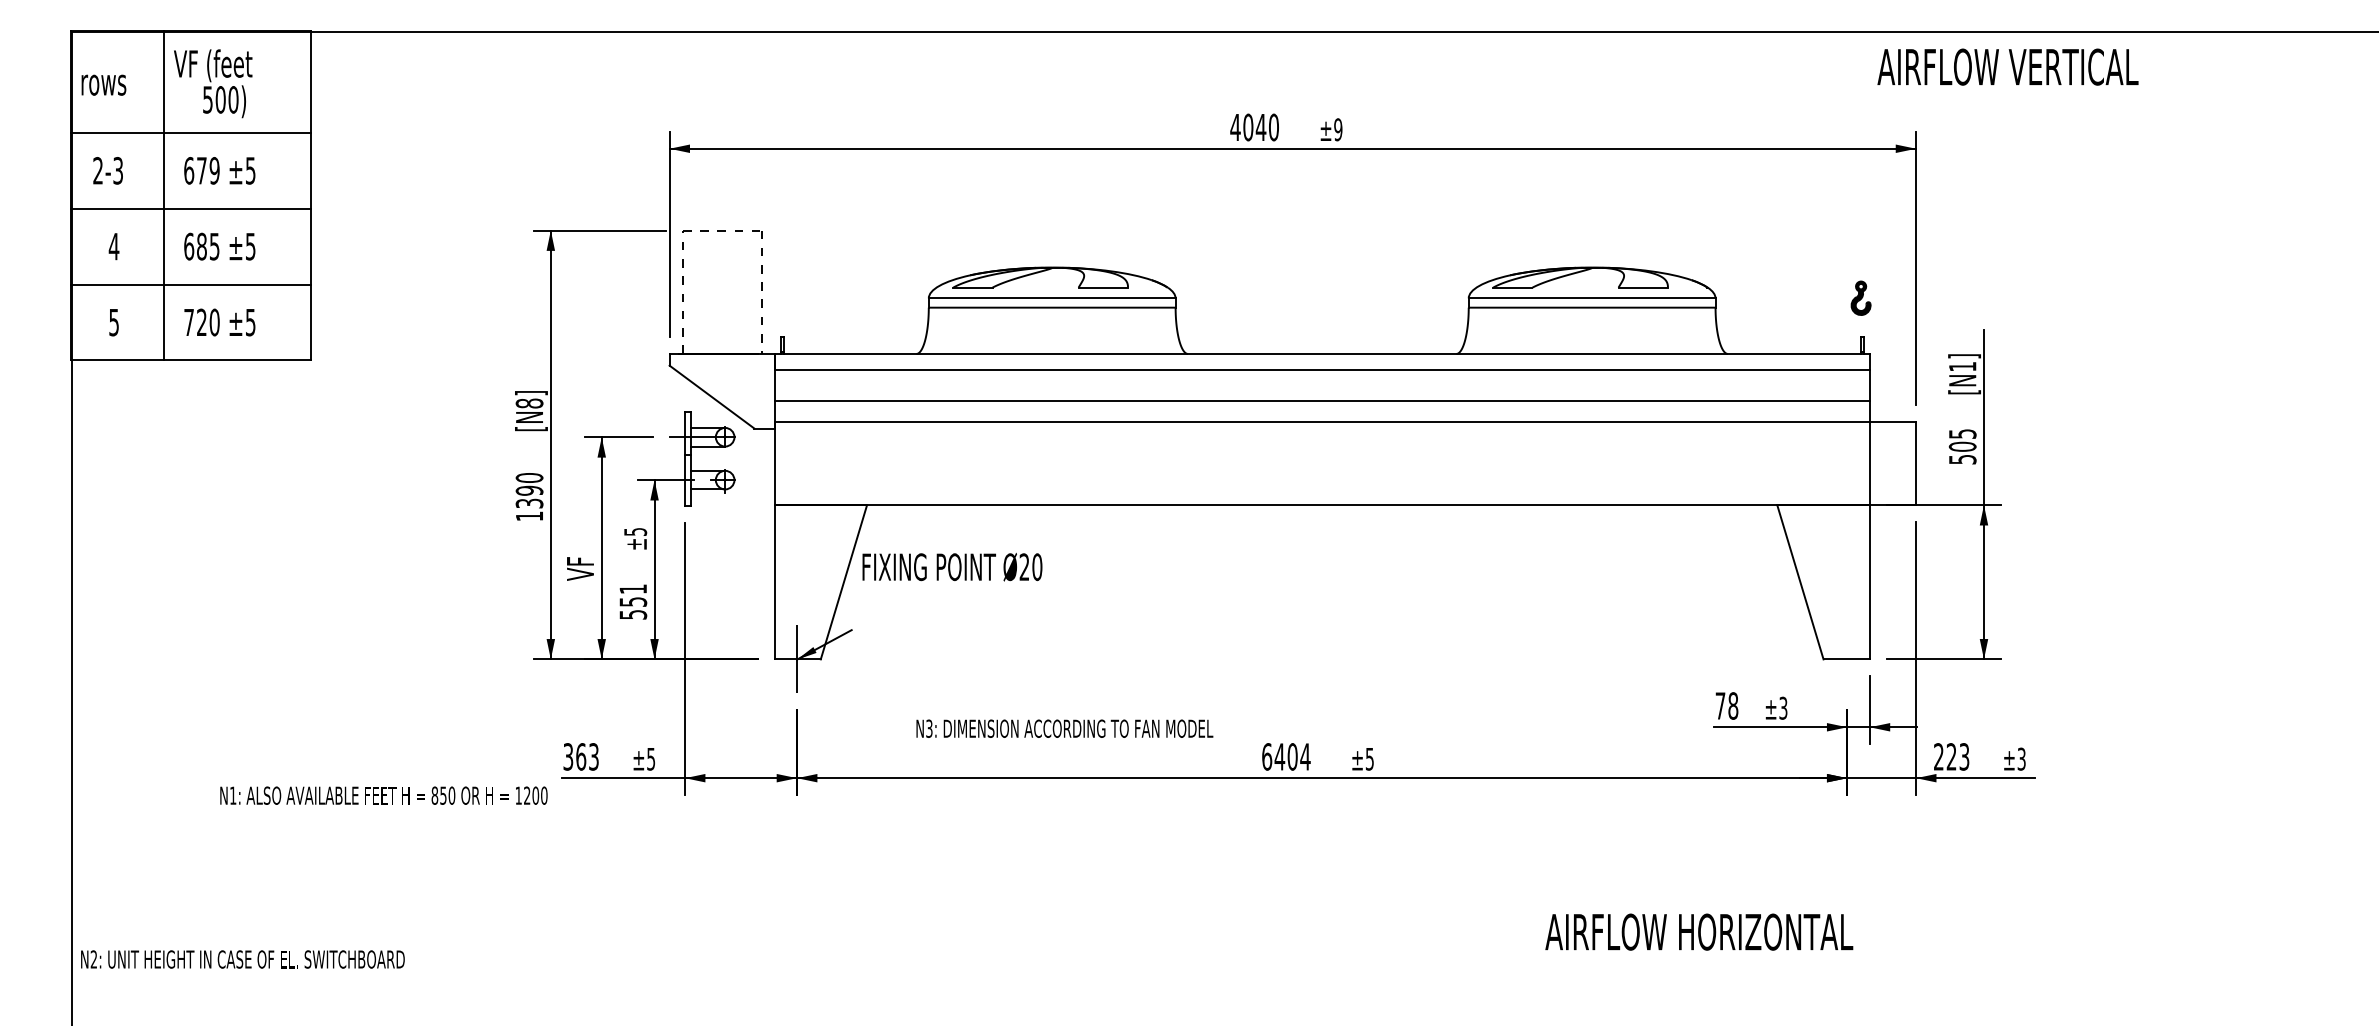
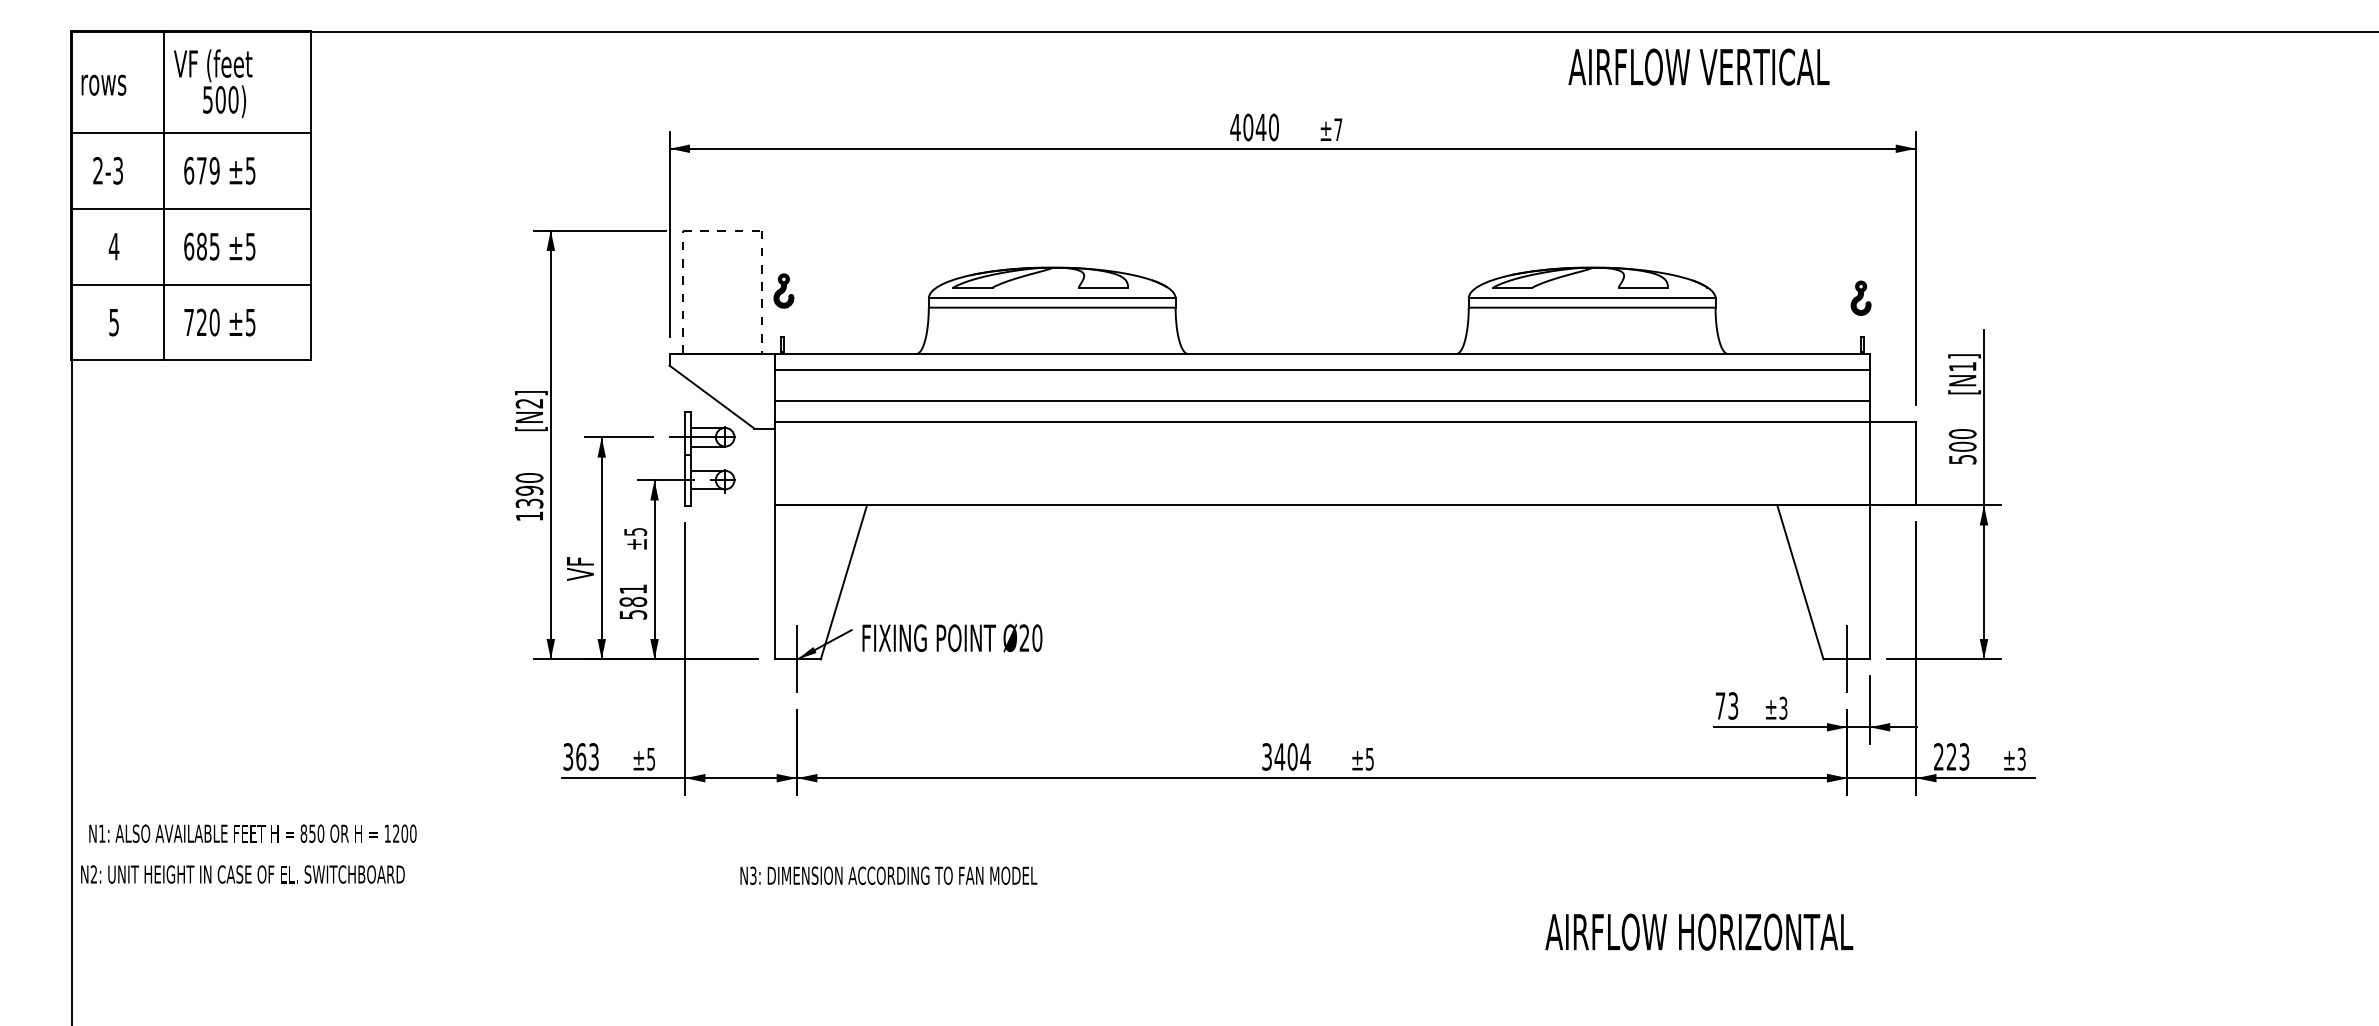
text position: (2007, 66) -> (1698, 66) (1698, 66)
text: ±9 -> ±7 (1338, 129)
part: none -> present (783, 290)
text: [N8] -> [N2] (529, 403)
text: 505 -> 500 (1962, 434)
text position: (952, 567) -> (952, 638) (952, 638)
text: 551 -> 581 (633, 601)
line: none -> present (1847, 658)
text: 78 -> 73 (1733, 705)
text position: (1064, 728) -> (888, 875) (888, 875)
text: 6404 -> 3404 (1267, 756)
text position: (383, 795) -> (252, 833) (252, 833)
text position: (242, 959) -> (242, 874) (242, 874)
